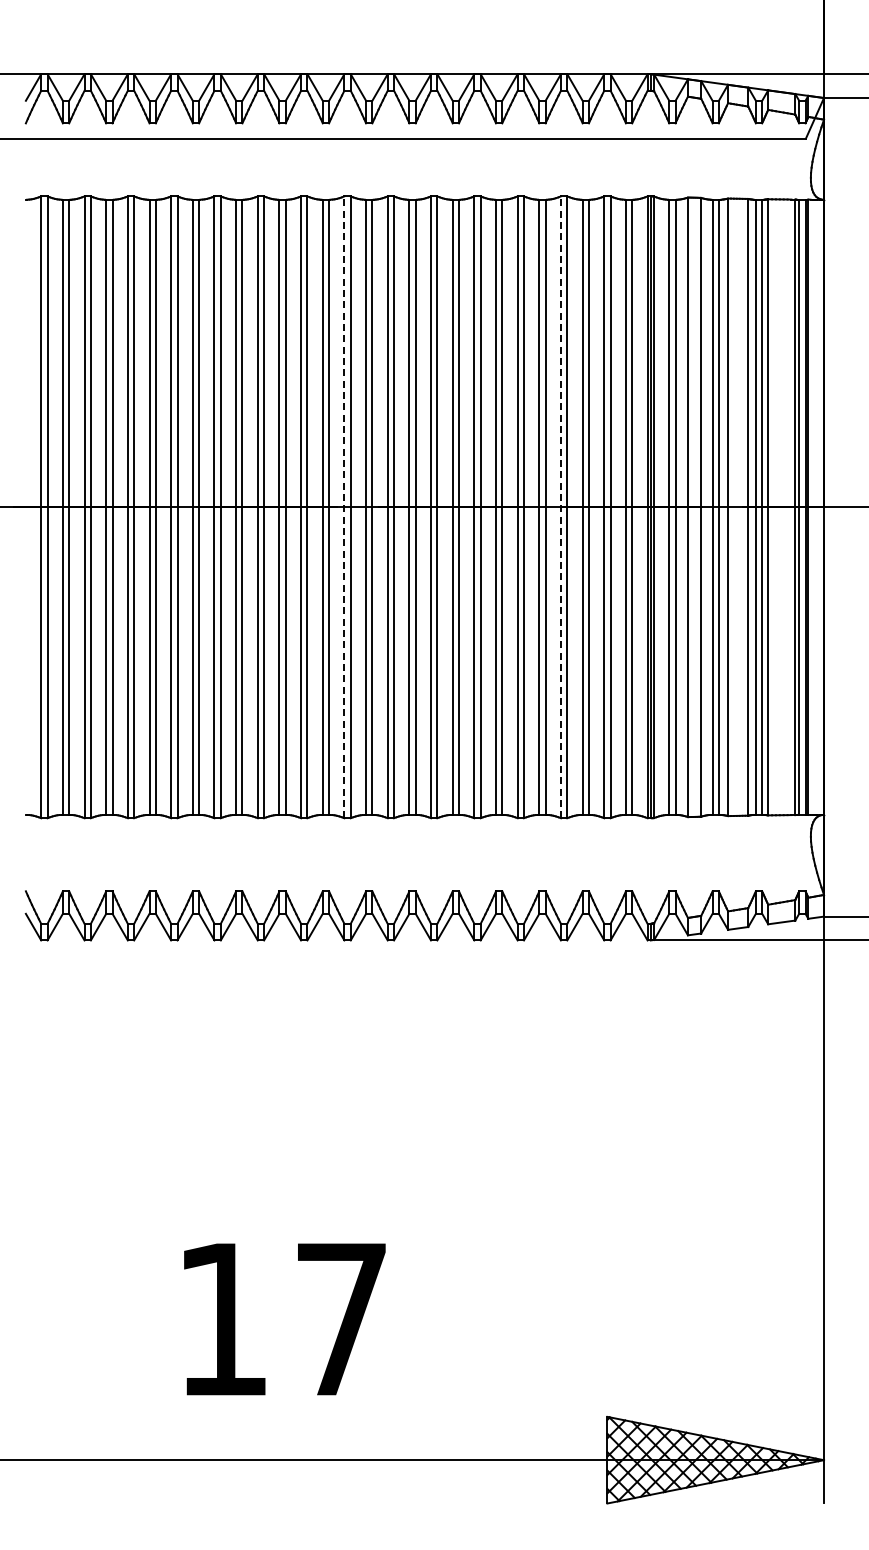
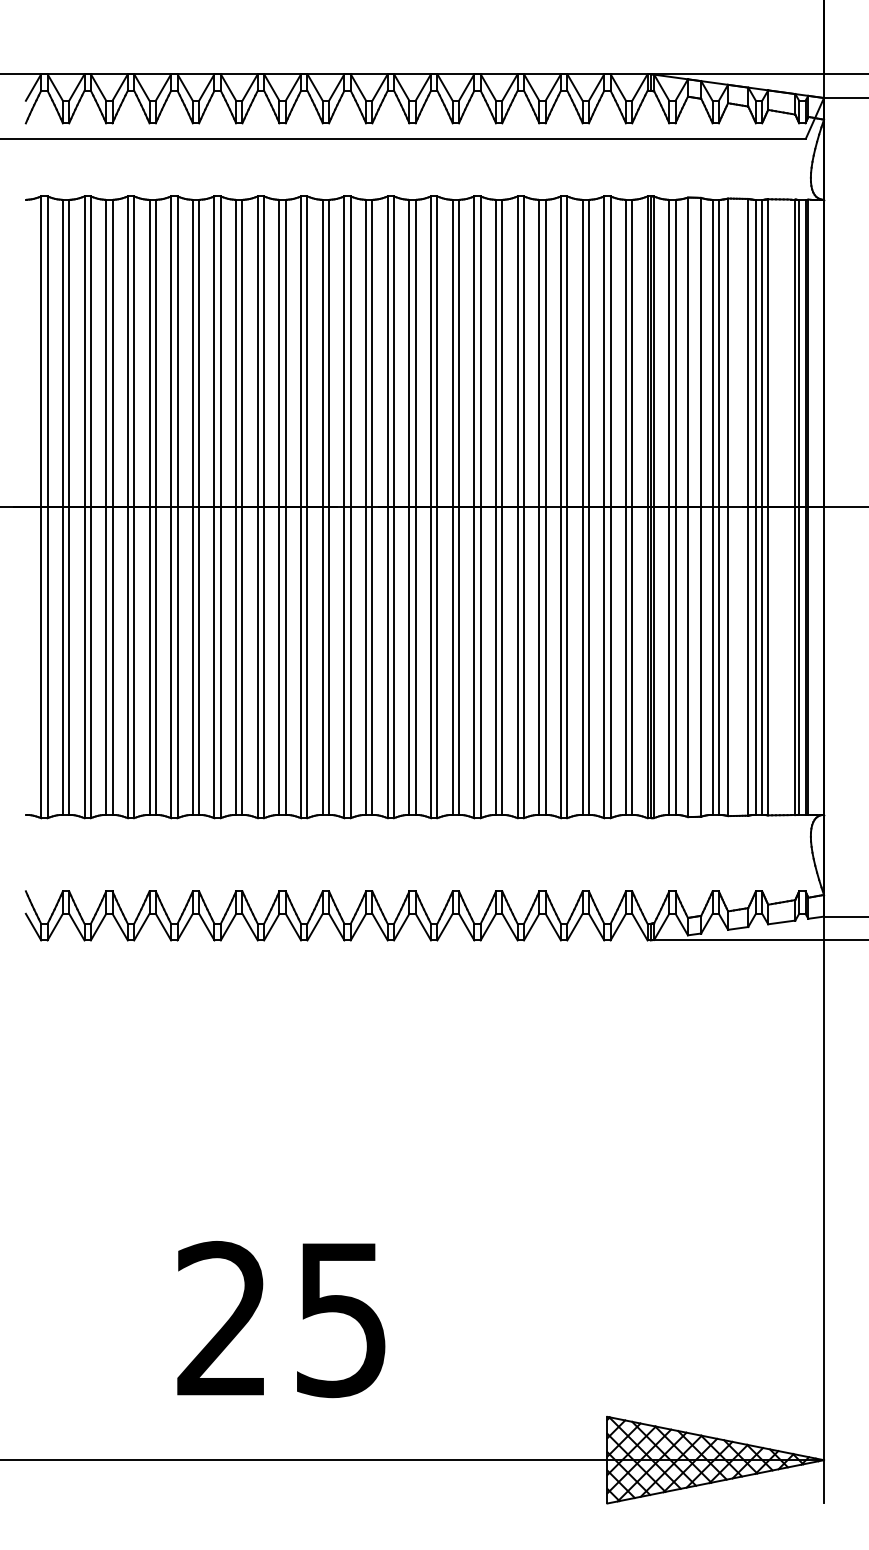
line: dashed -> solid (344, 507)
line: dashed -> solid (560, 507)
text: 17 -> 25 (281, 1319)
